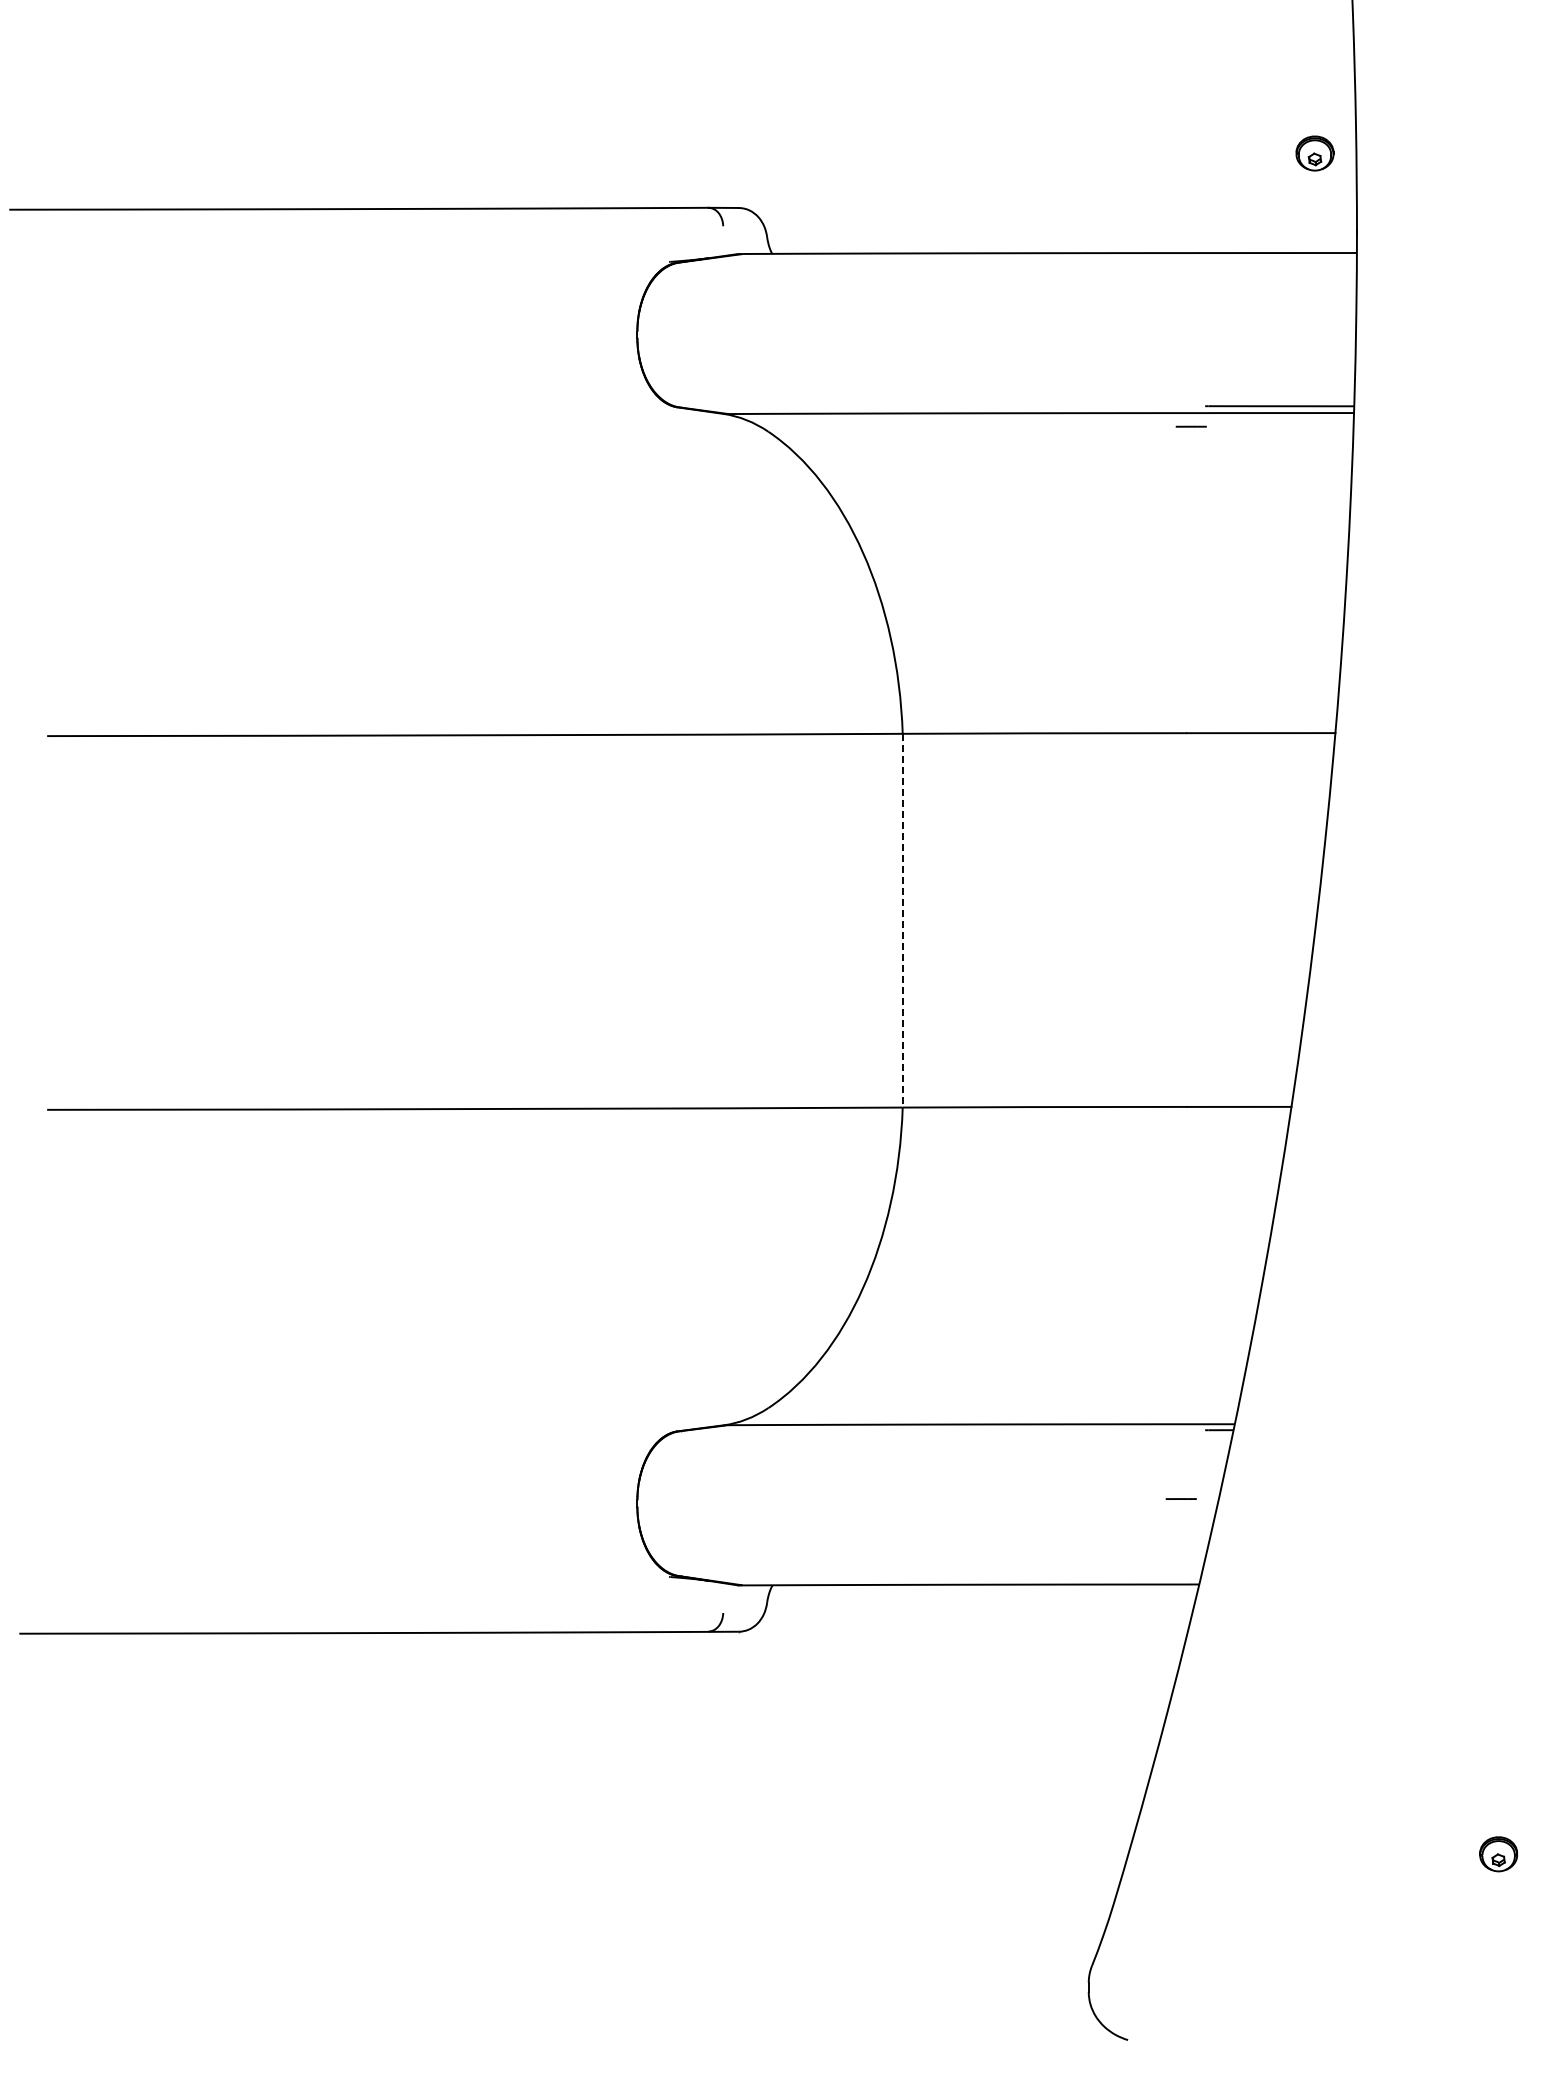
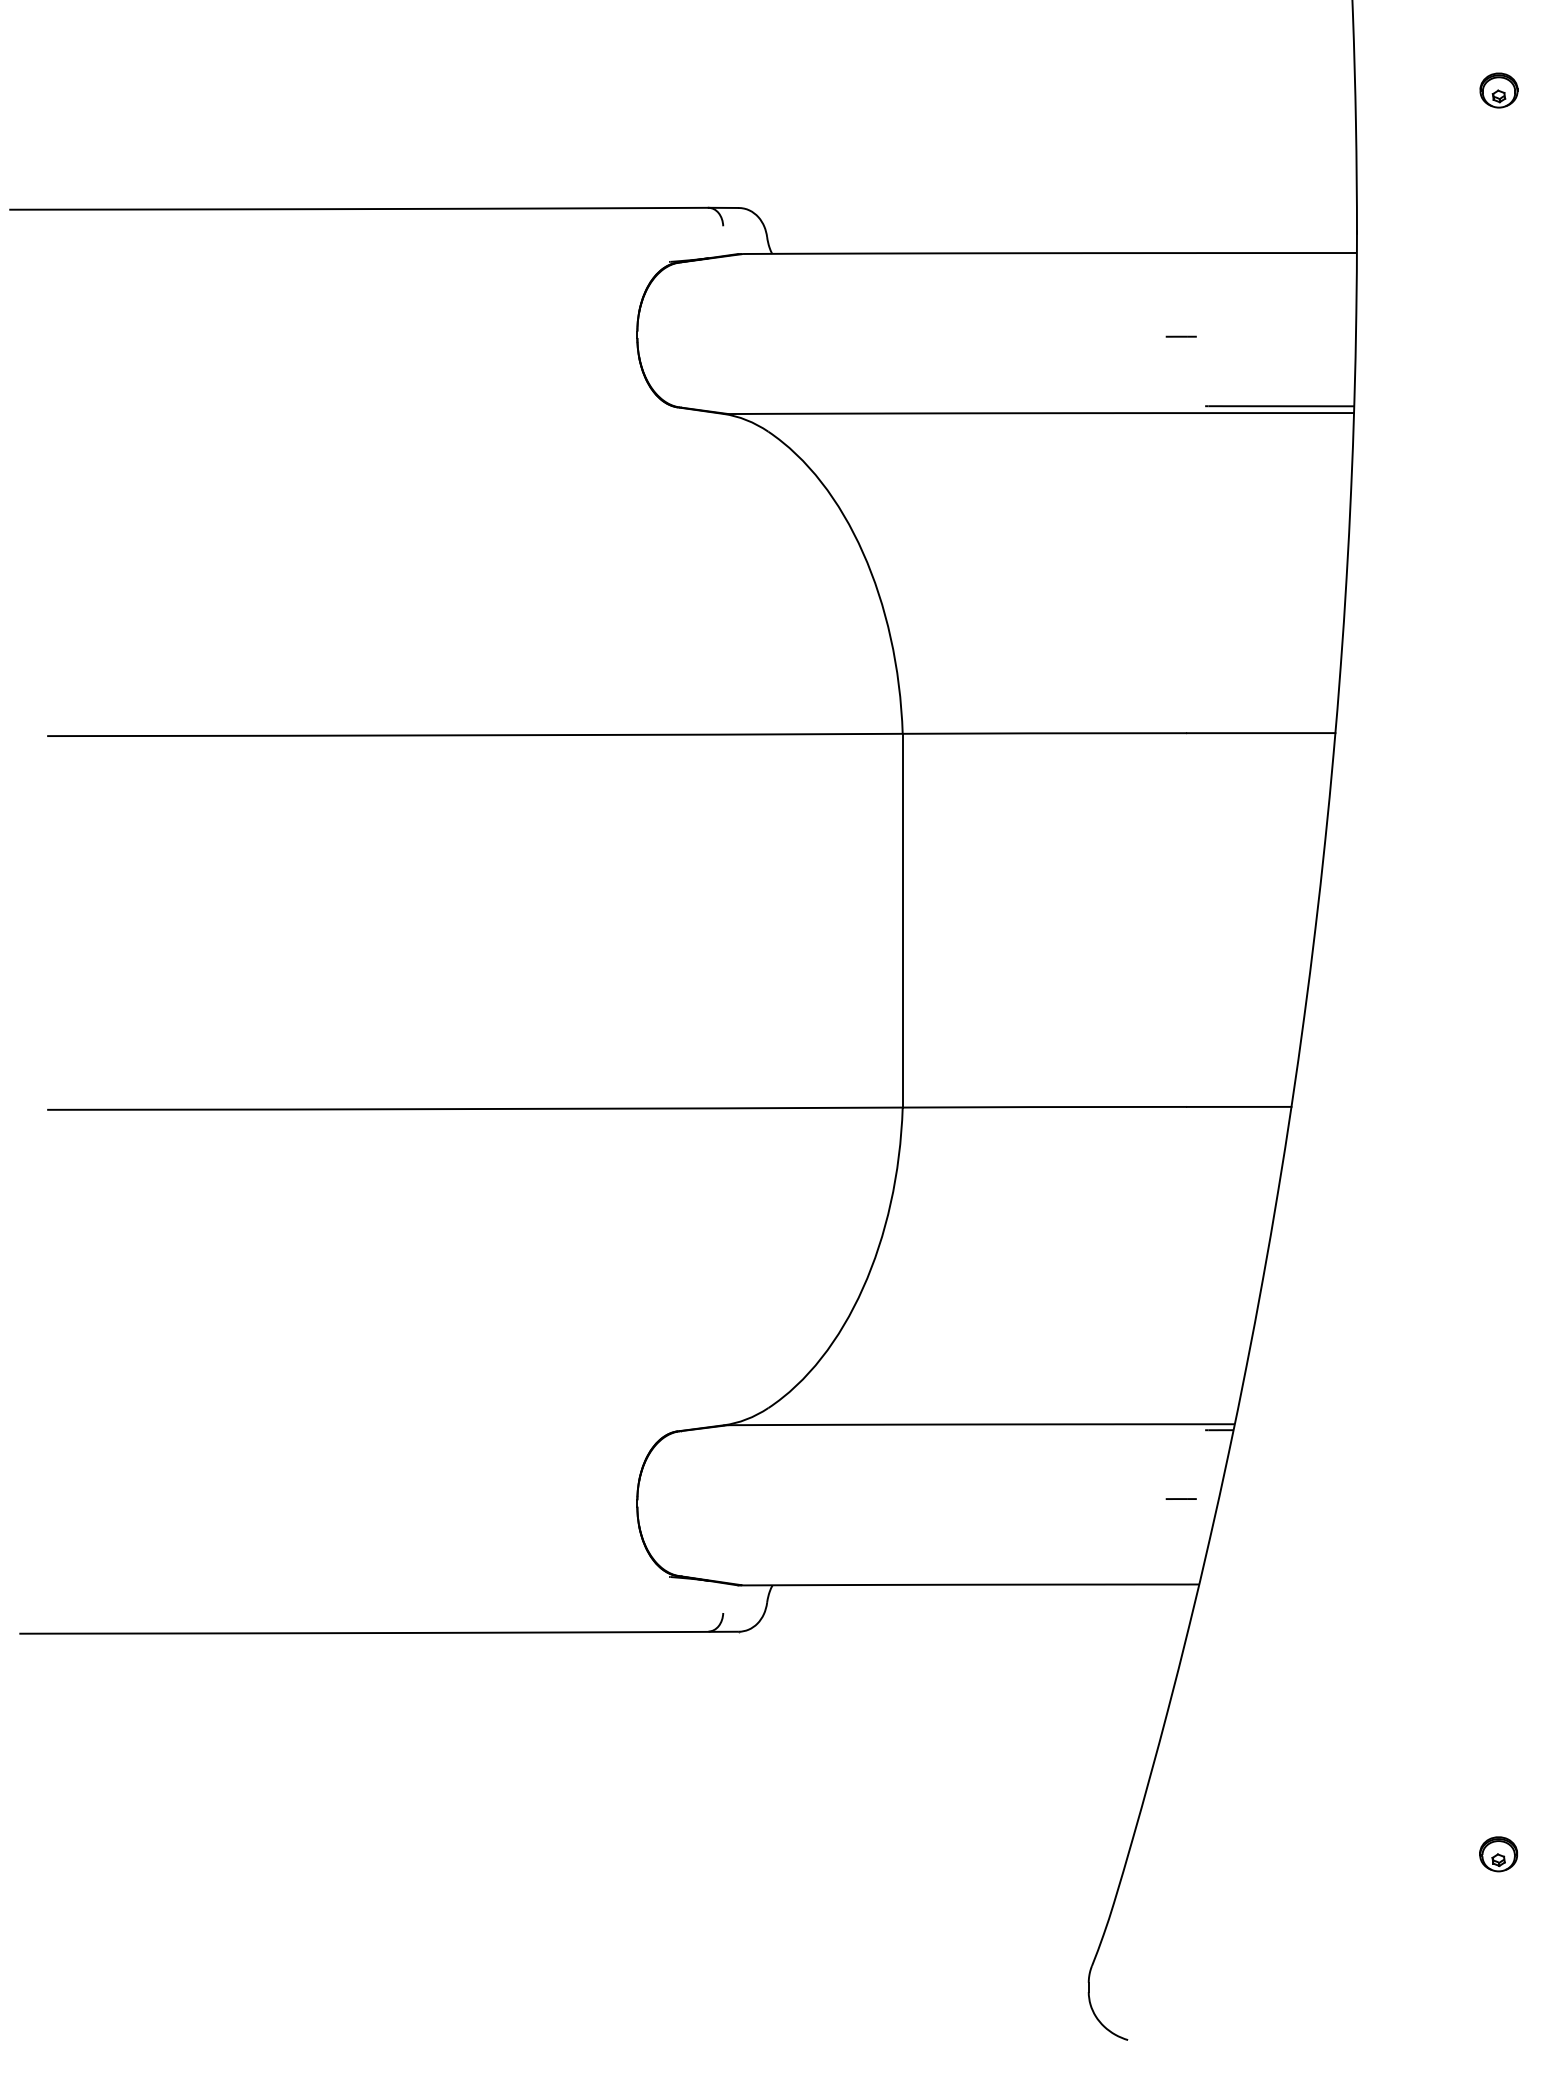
part position: (1314, 153) -> (1498, 90) (1498, 90)
line position: (1190, 426) -> (1180, 336) (1180, 336)
line: dashed -> solid (902, 920)
